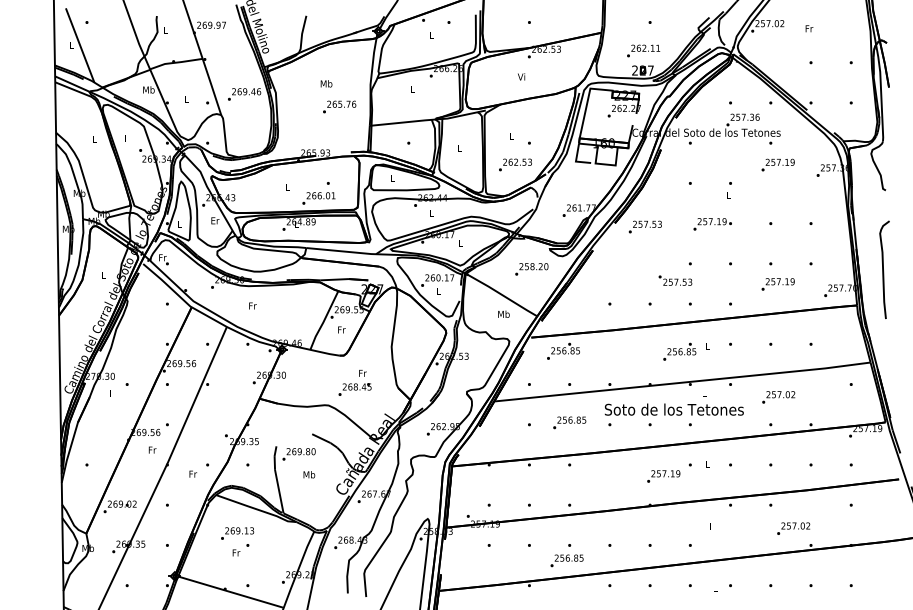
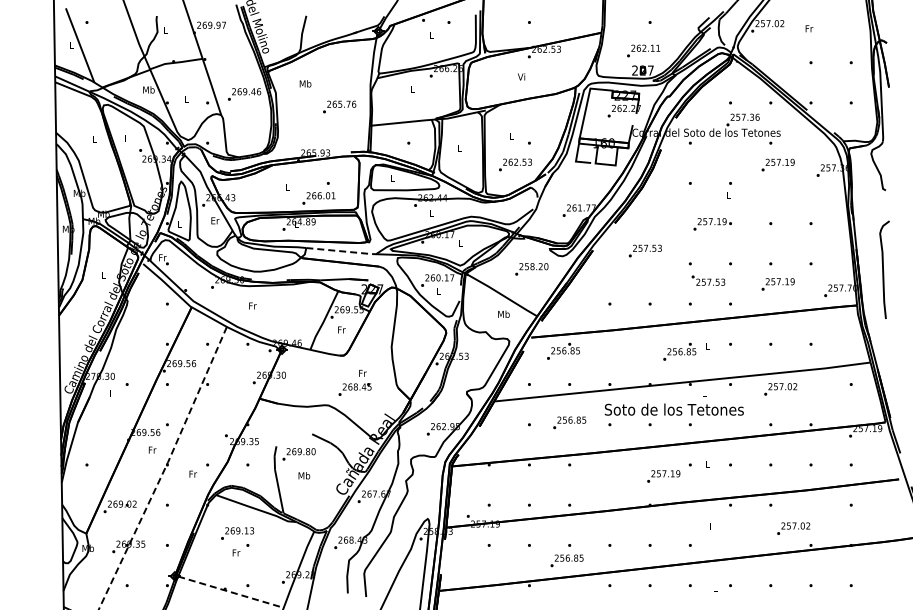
text position: (326, 83) -> (305, 83) (305, 83)
text position: (644, 226) -> (644, 250) (644, 250)
line: solid -> dashed (341, 251)
text position: (675, 280) -> (708, 280) (708, 280)
text position: (778, 397) -> (780, 389) (780, 389)
line: solid -> dashed (165, 468)
text position: (309, 474) -> (304, 475) (304, 475)
line: solid -> dashed (231, 592)
